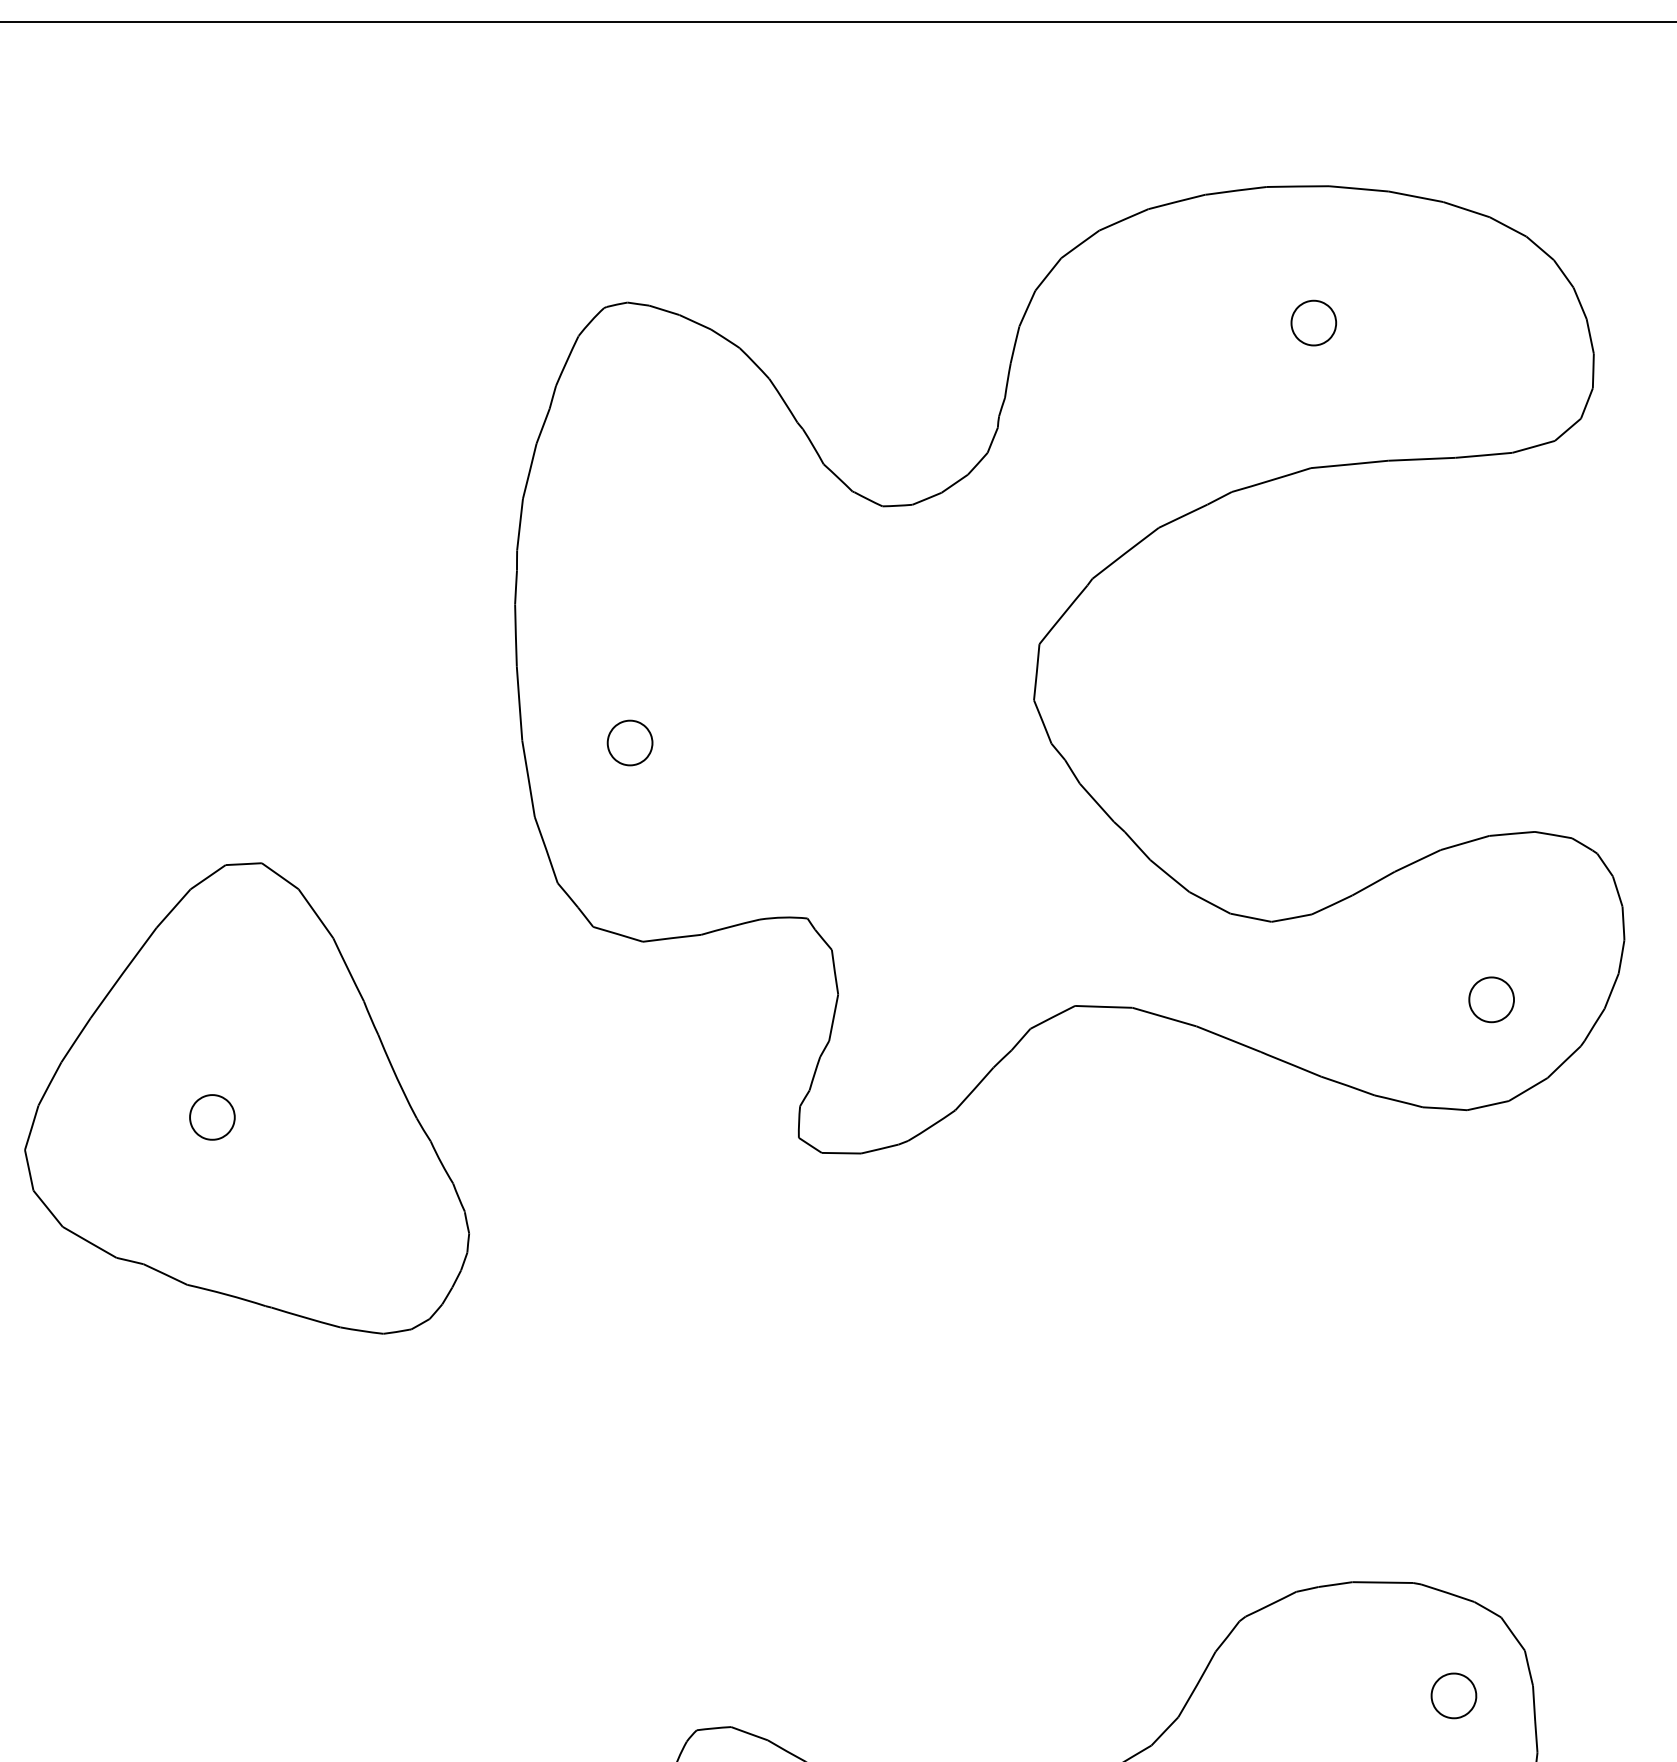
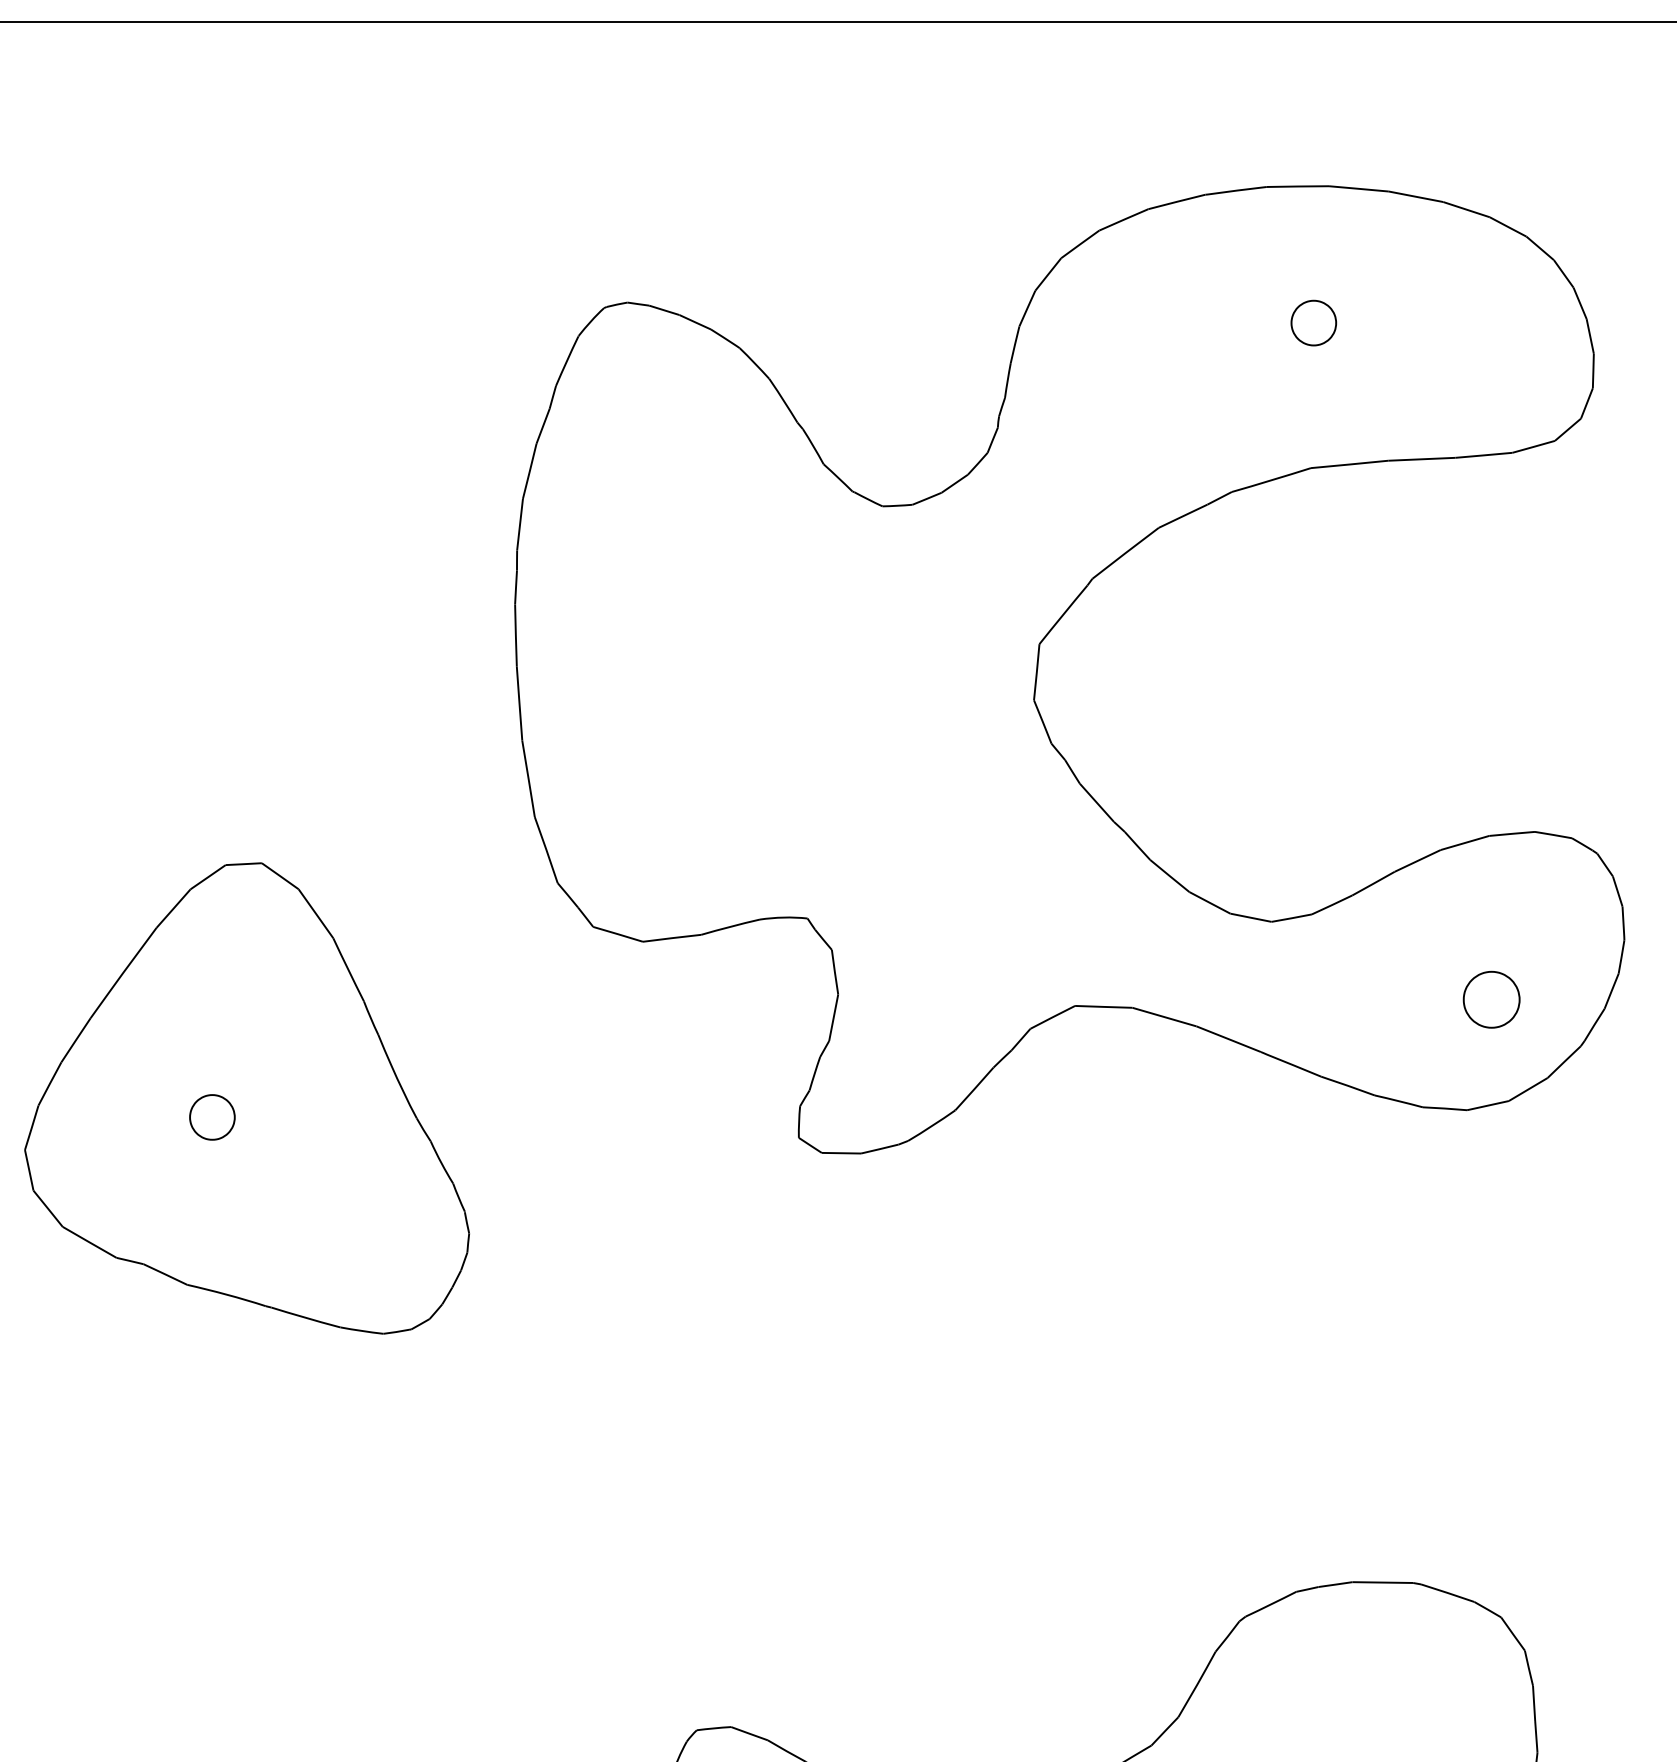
part: present -> none (629, 742)
part size: 47x48 px -> 59x59 px (1491, 999)
part: present -> none (1453, 1695)
